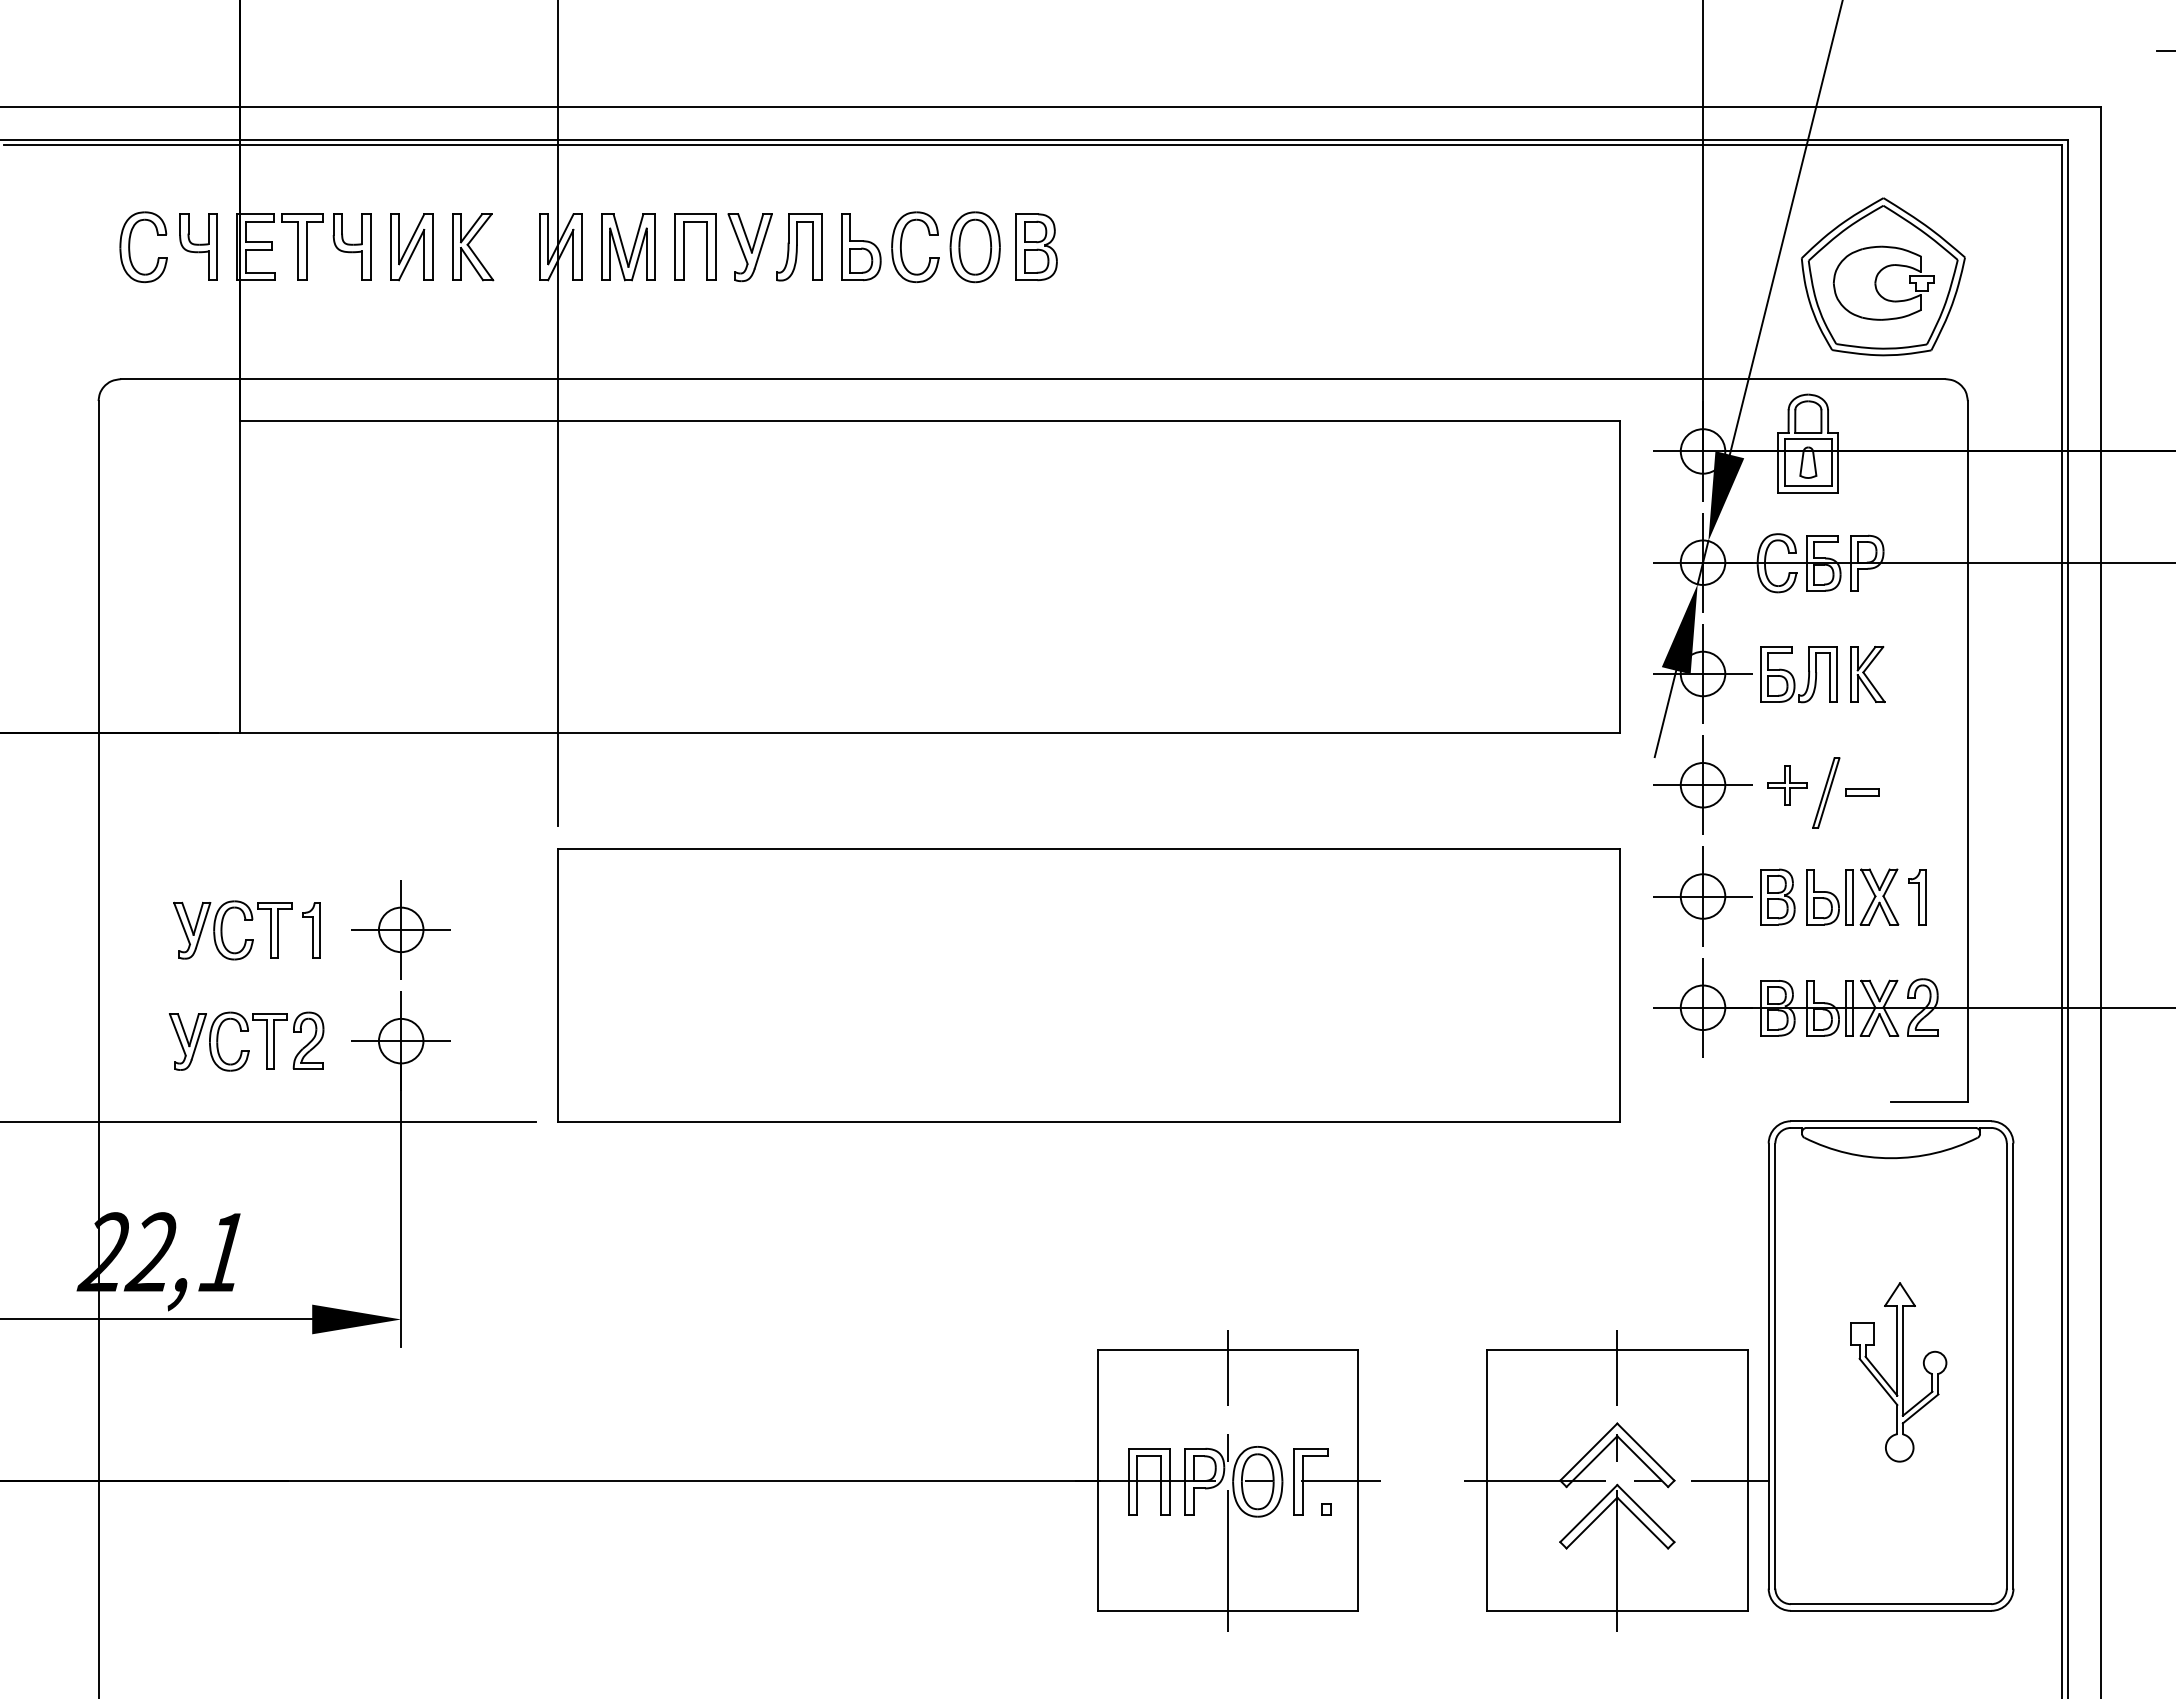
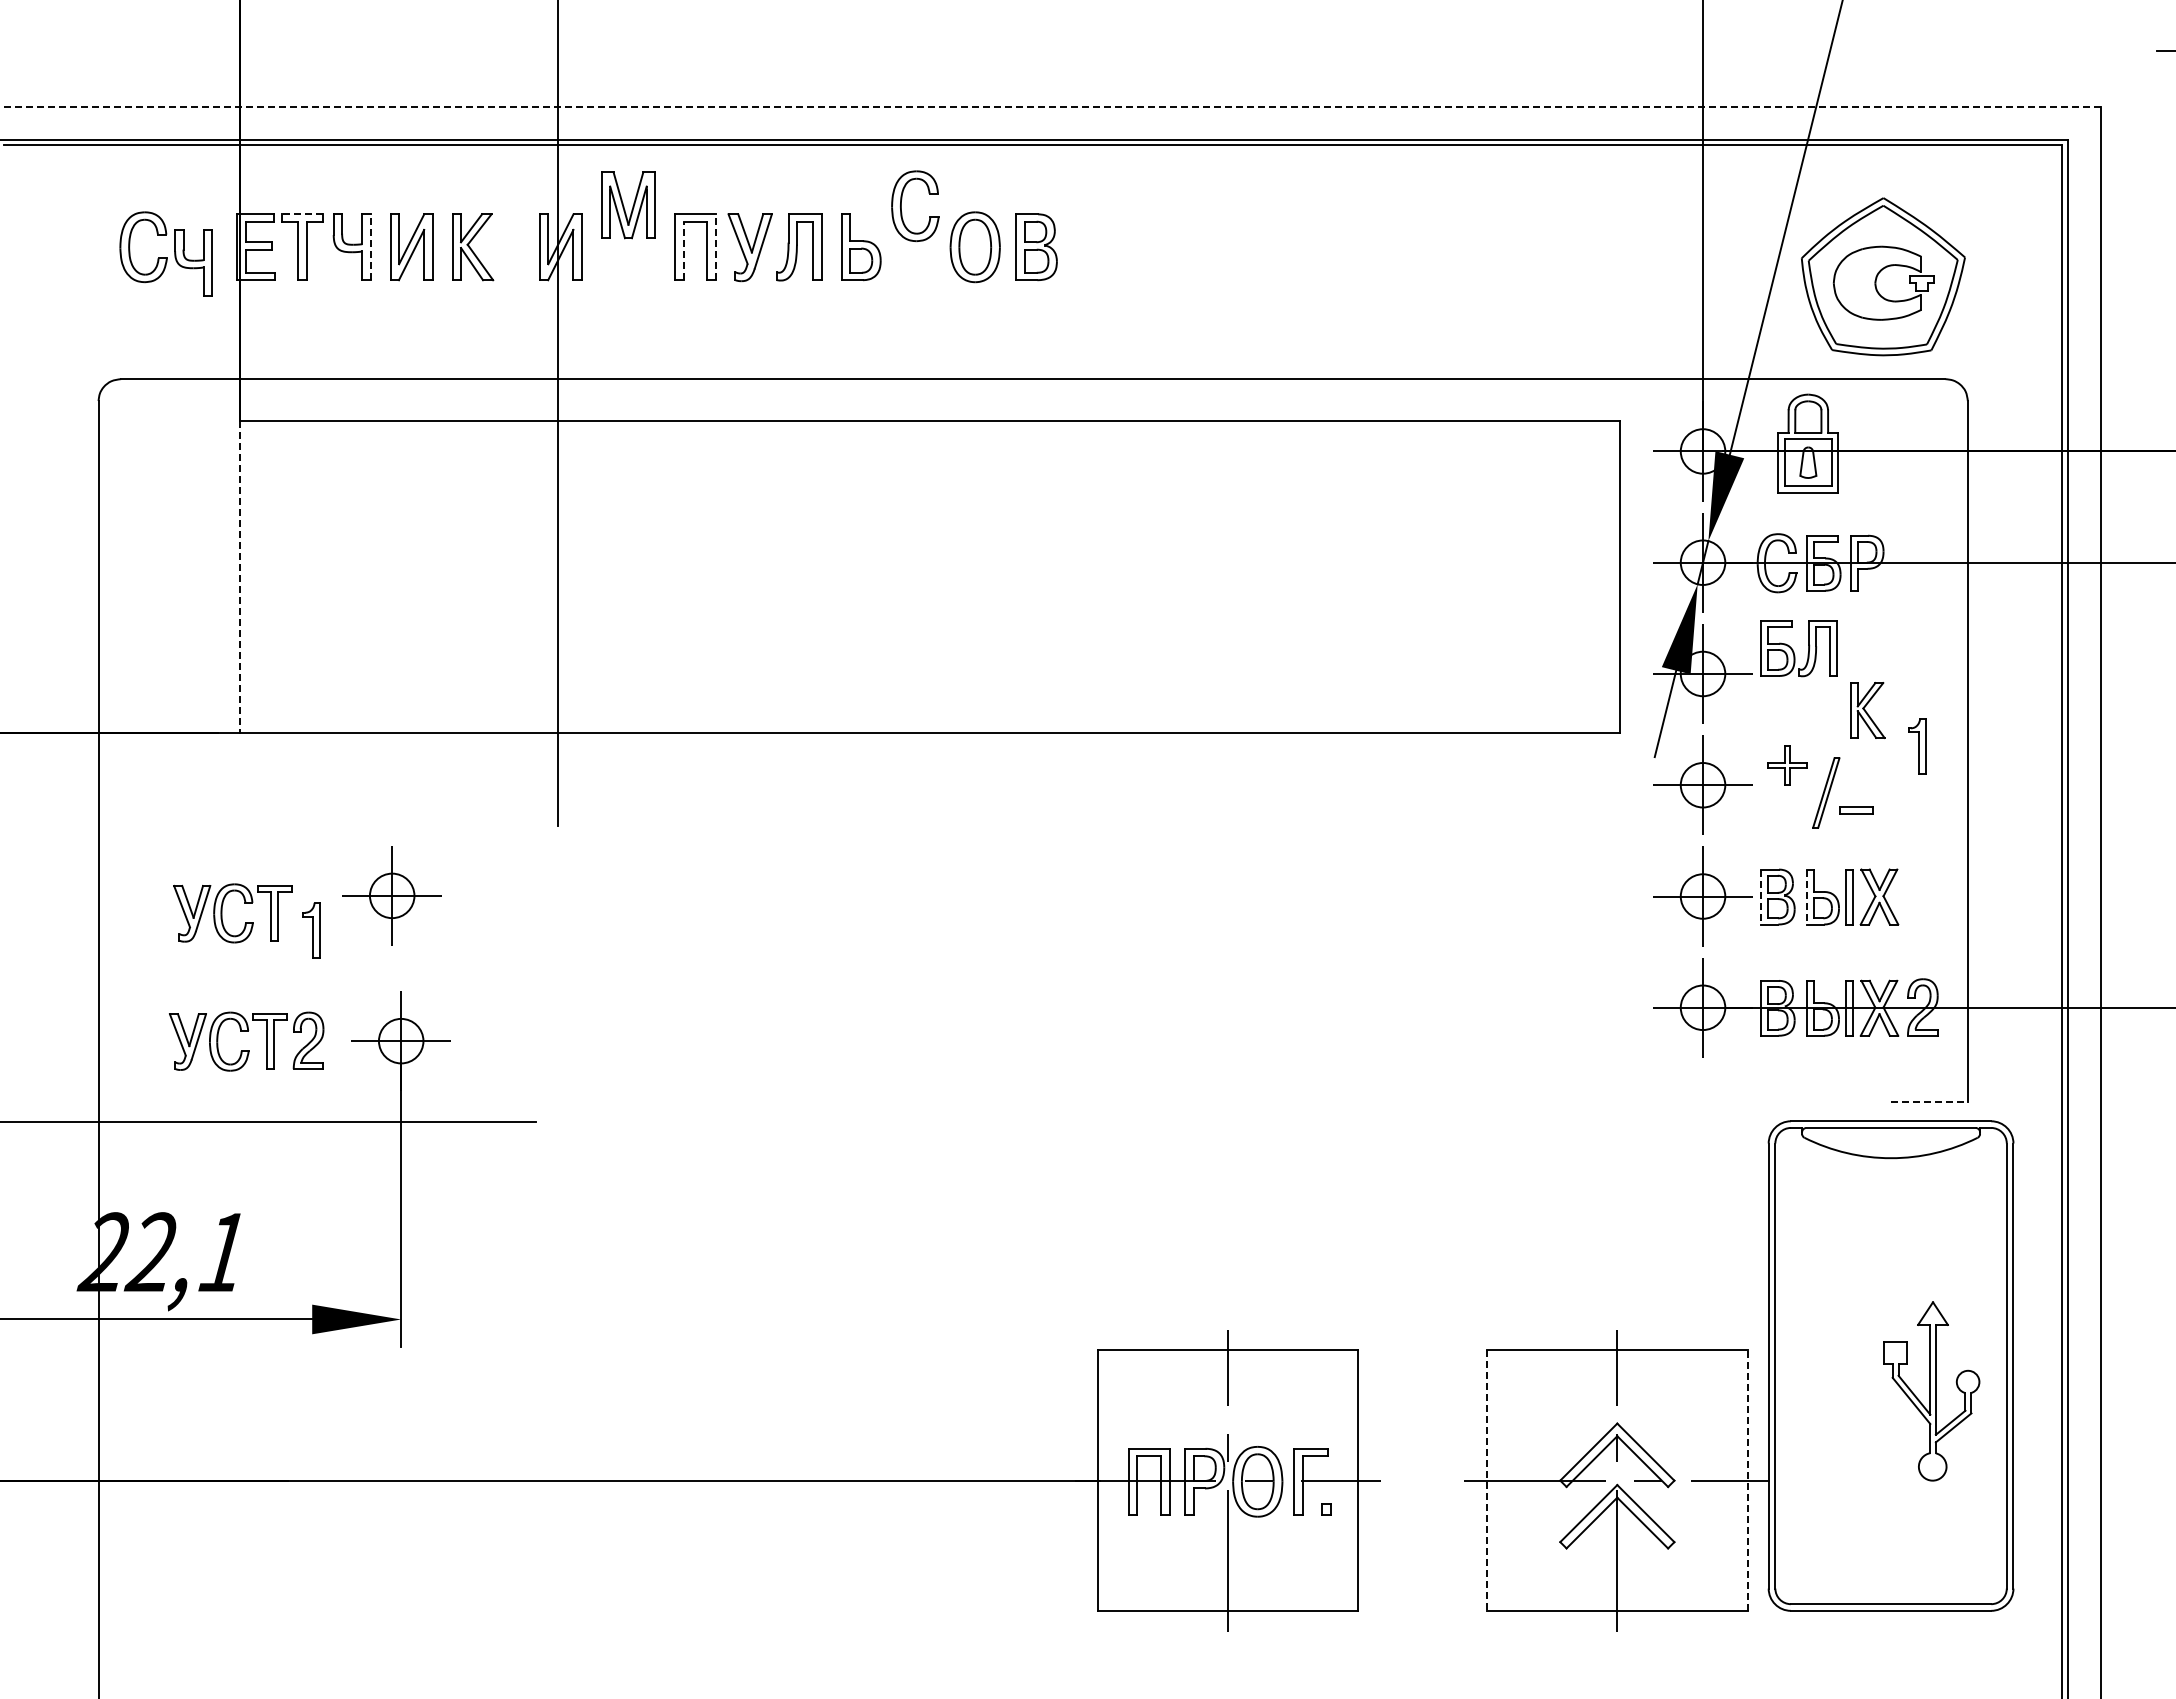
line: solid -> dashed (1050, 106)
line: solid -> dashed (302, 214)
part position: (198, 246) -> (193, 262) (193, 262)
line: solid -> dashed (370, 247)
part position: (628, 247) -> (628, 205) (628, 205)
line: solid -> dashed (715, 247)
part position: (901, 247) -> (901, 206) (901, 206)
line: solid -> dashed (683, 250)
line: solid -> dashed (239, 577)
part position: (1798, 674) -> (1798, 648) (1798, 648)
part position: (1867, 674) -> (1867, 710) (1867, 710)
part position: (1787, 785) -> (1787, 765) (1787, 765)
part position: (1862, 792) -> (1856, 810) (1856, 810)
line: solid -> dashed (1760, 897)
line: solid -> dashed (1806, 897)
part position: (1917, 897) -> (1917, 746) (1917, 746)
part position: (400, 929) -> (391, 895) (391, 895)
part position: (222, 930) -> (222, 913) (222, 913)
part: present -> none (1088, 985)
line: solid -> dashed (1929, 1101)
part position: (1898, 1372) -> (1931, 1391) (1931, 1391)
line: solid -> dashed (1747, 1480)
line: solid -> dashed (1487, 1481)
